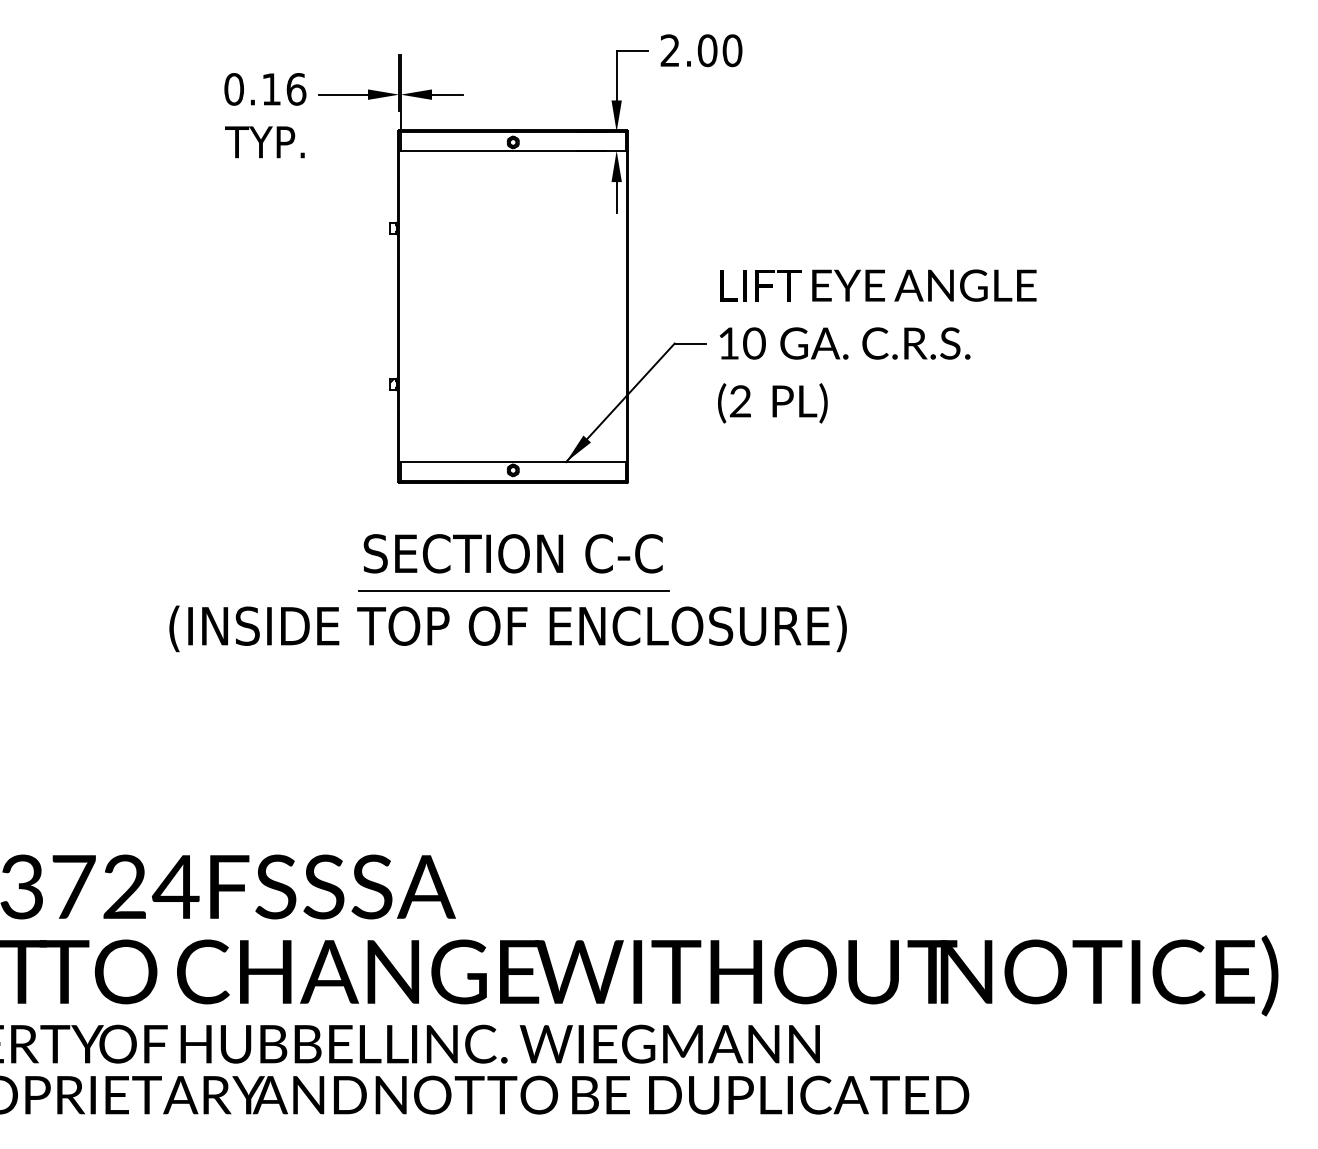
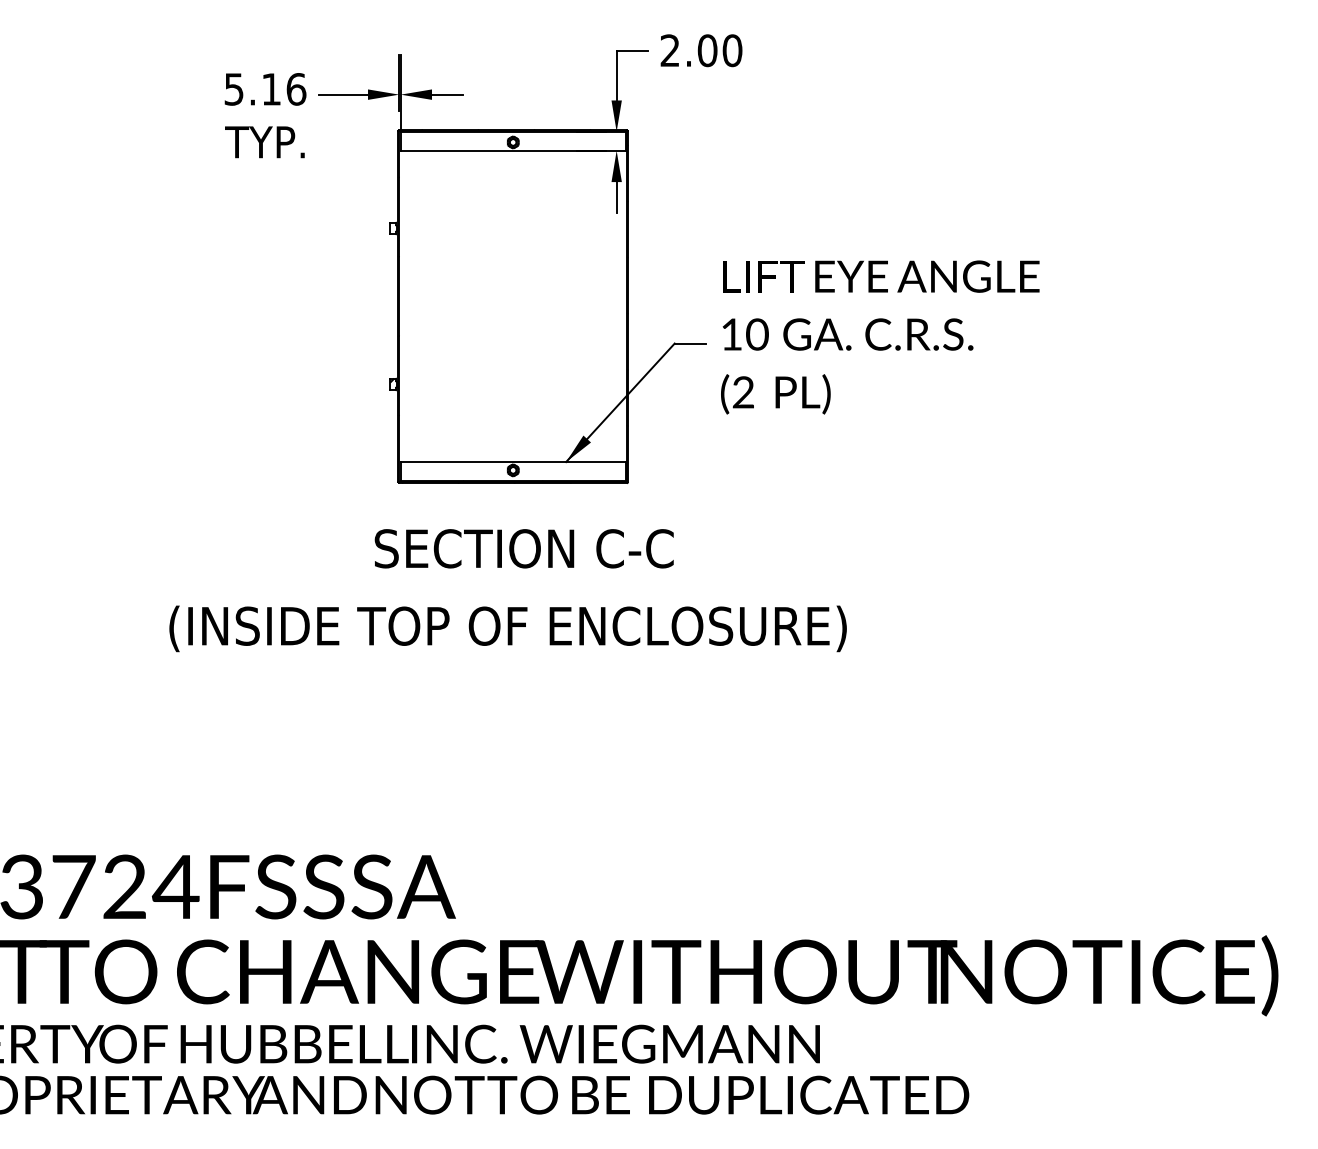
text: 0.16 -> 5.16 (234, 89)
text position: (877, 346) -> (880, 337) (880, 337)
text position: (512, 553) -> (523, 548) (523, 548)
line: present -> none (513, 591)
